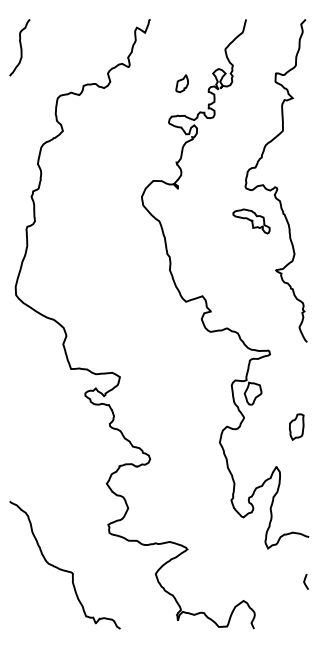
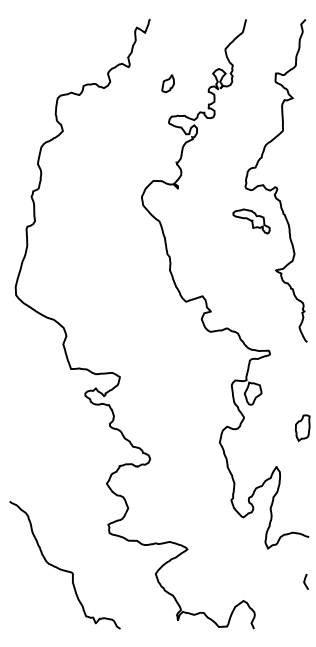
curve: present -> none (20, 47)
part position: (181, 83) -> (167, 83) (167, 83)
part position: (296, 426) -> (302, 427) (302, 427)
